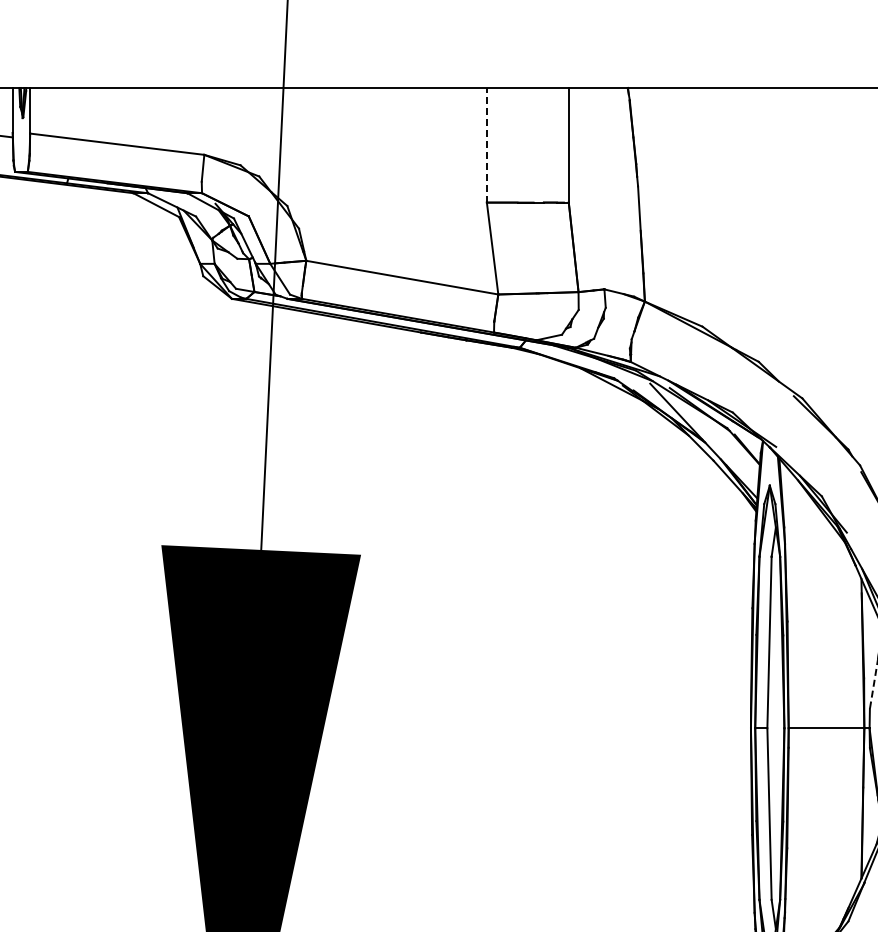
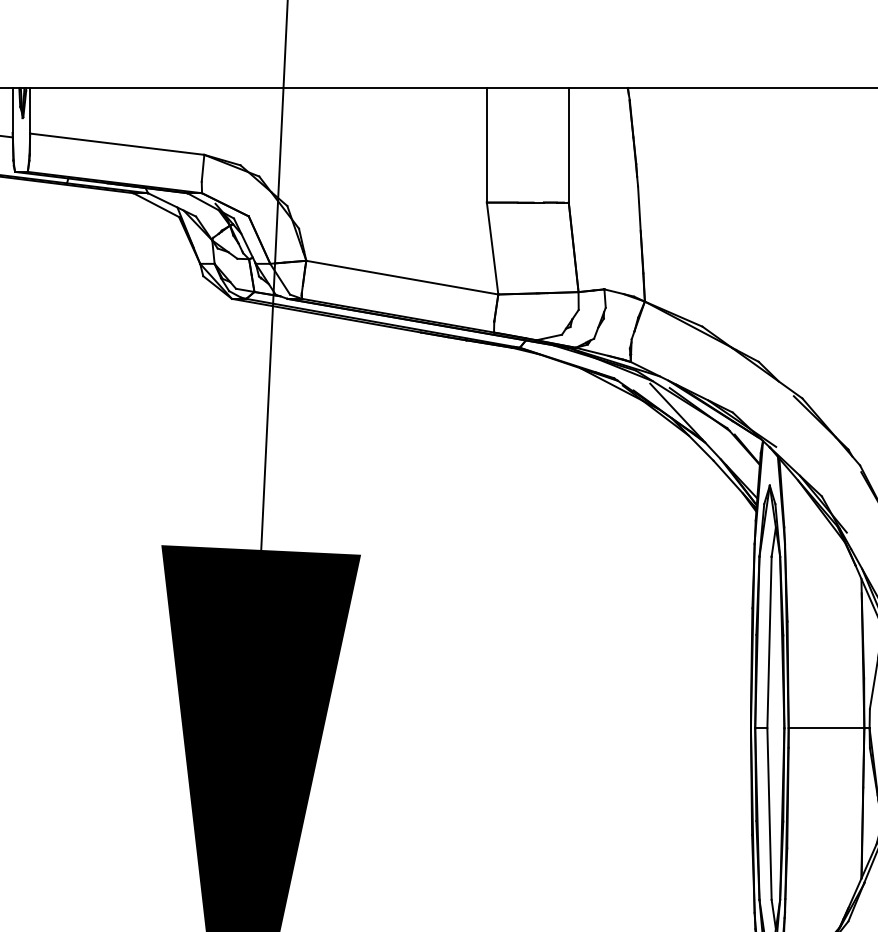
line: dashed -> solid (486, 144)
line: dashed -> solid (873, 684)
